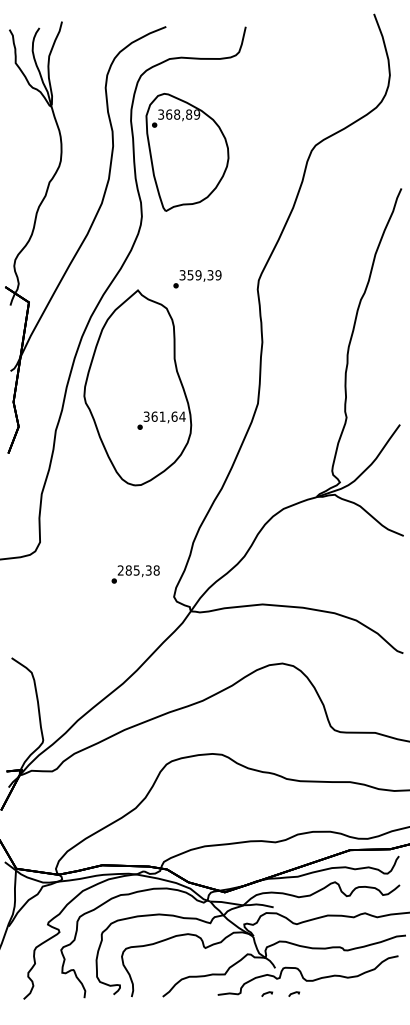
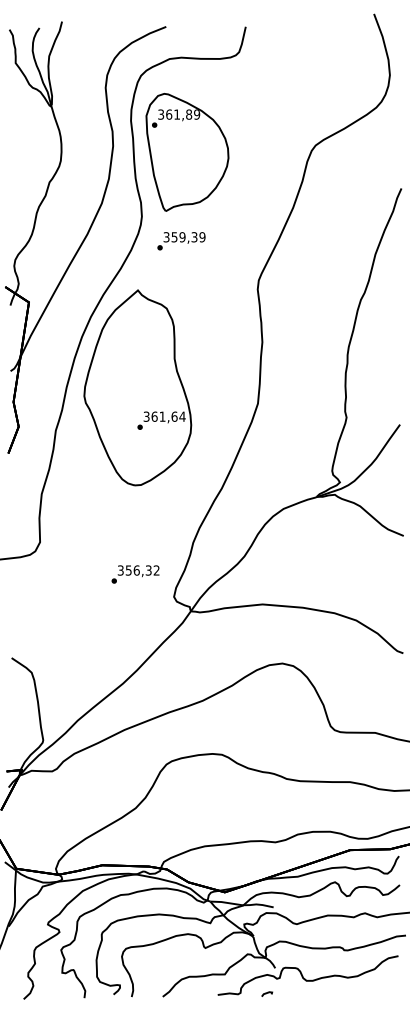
text: 368,89 -> 361,89 (177, 114)
text position: (197, 279) -> (181, 241) (181, 241)
text: 285,38 -> 356,32 (138, 570)
part: present -> none (294, 993)
